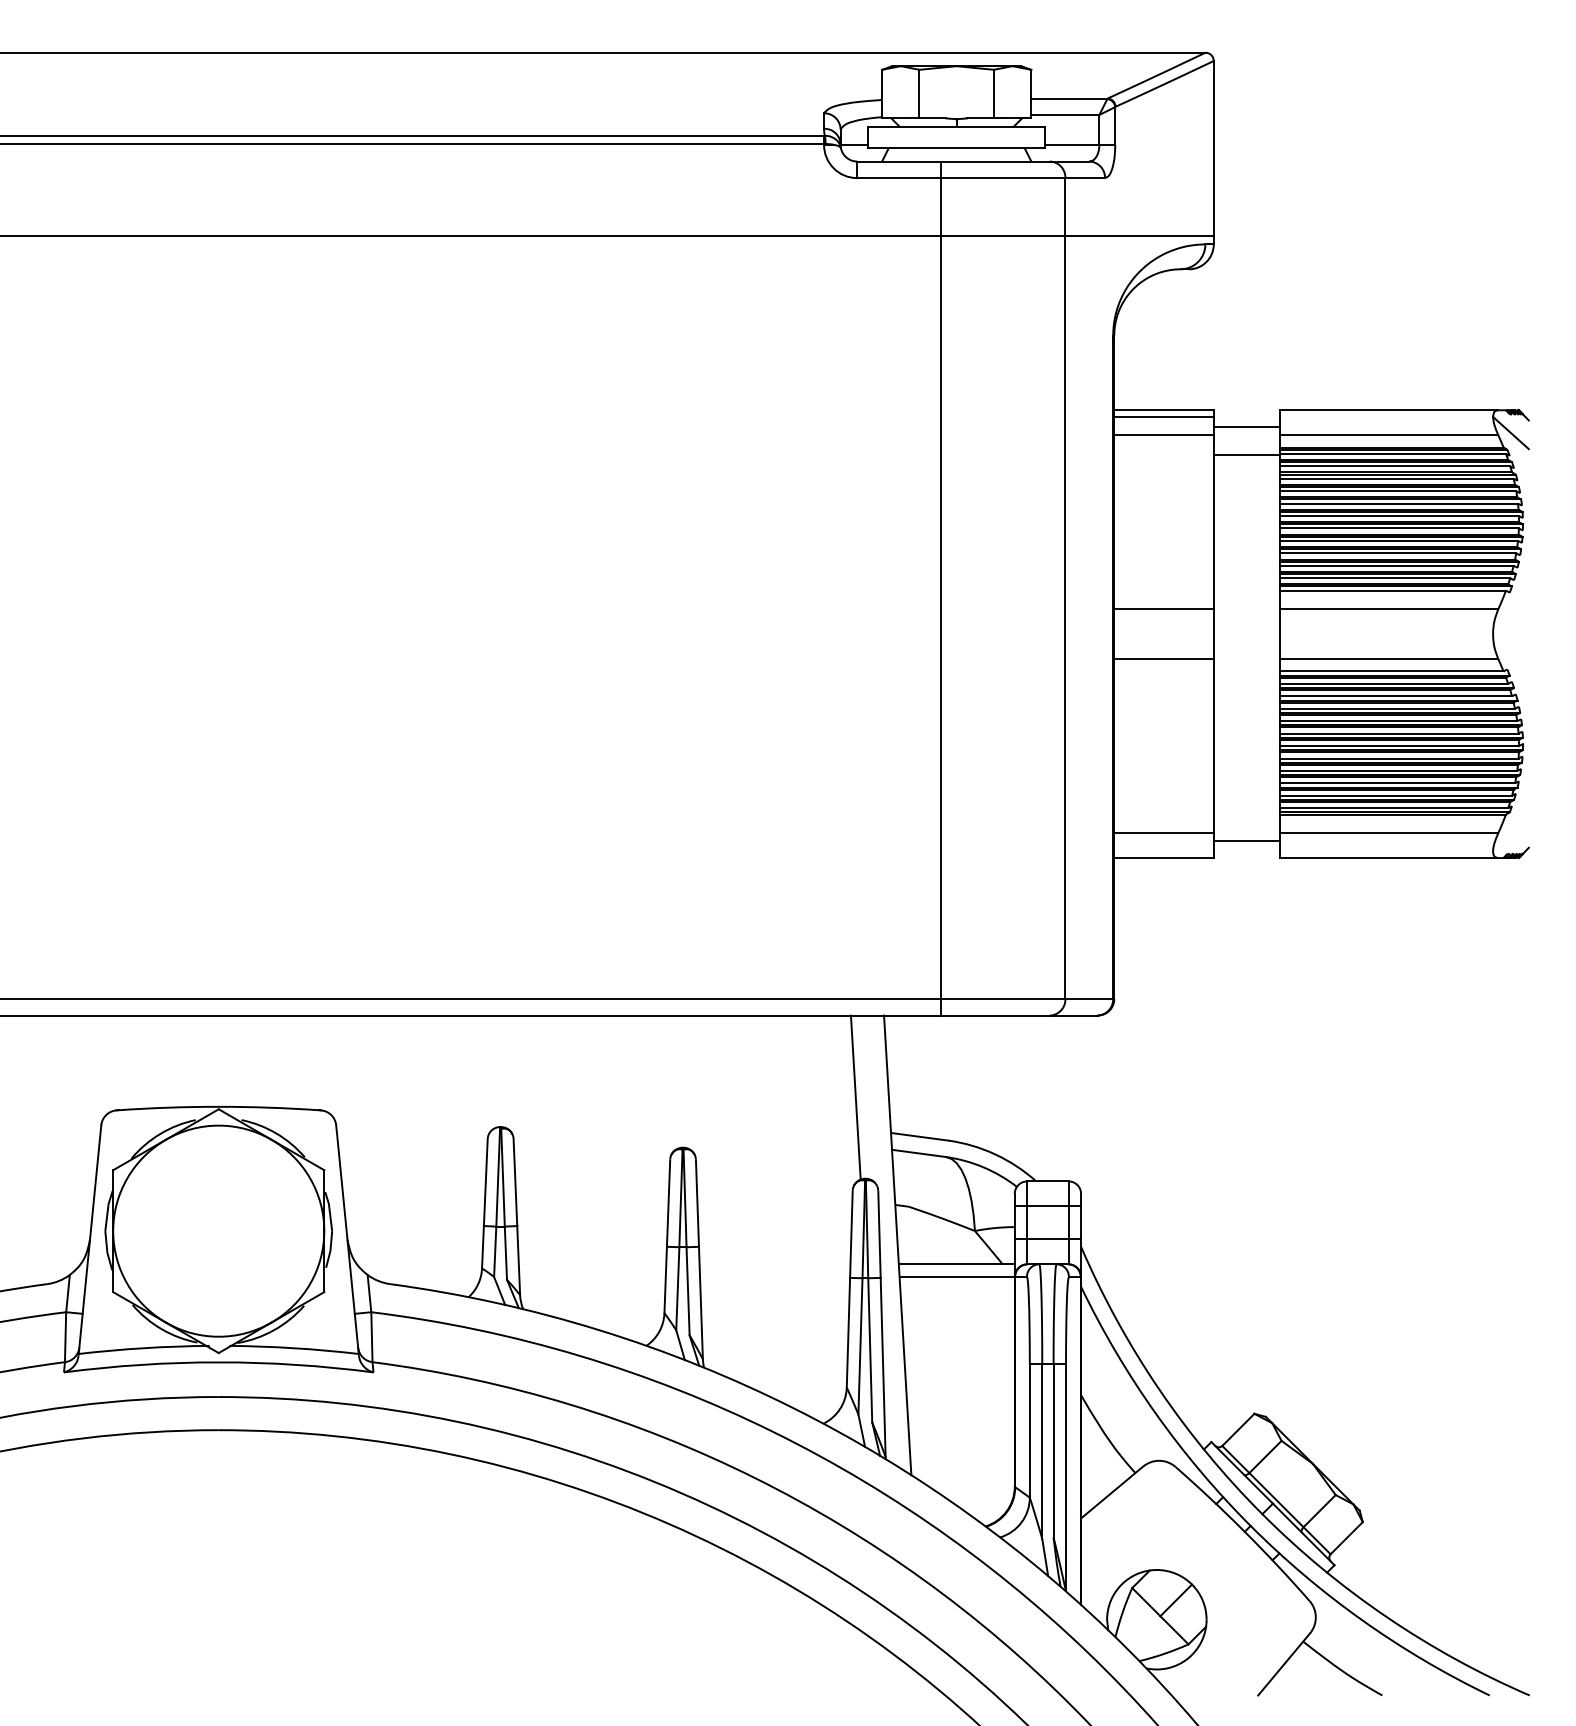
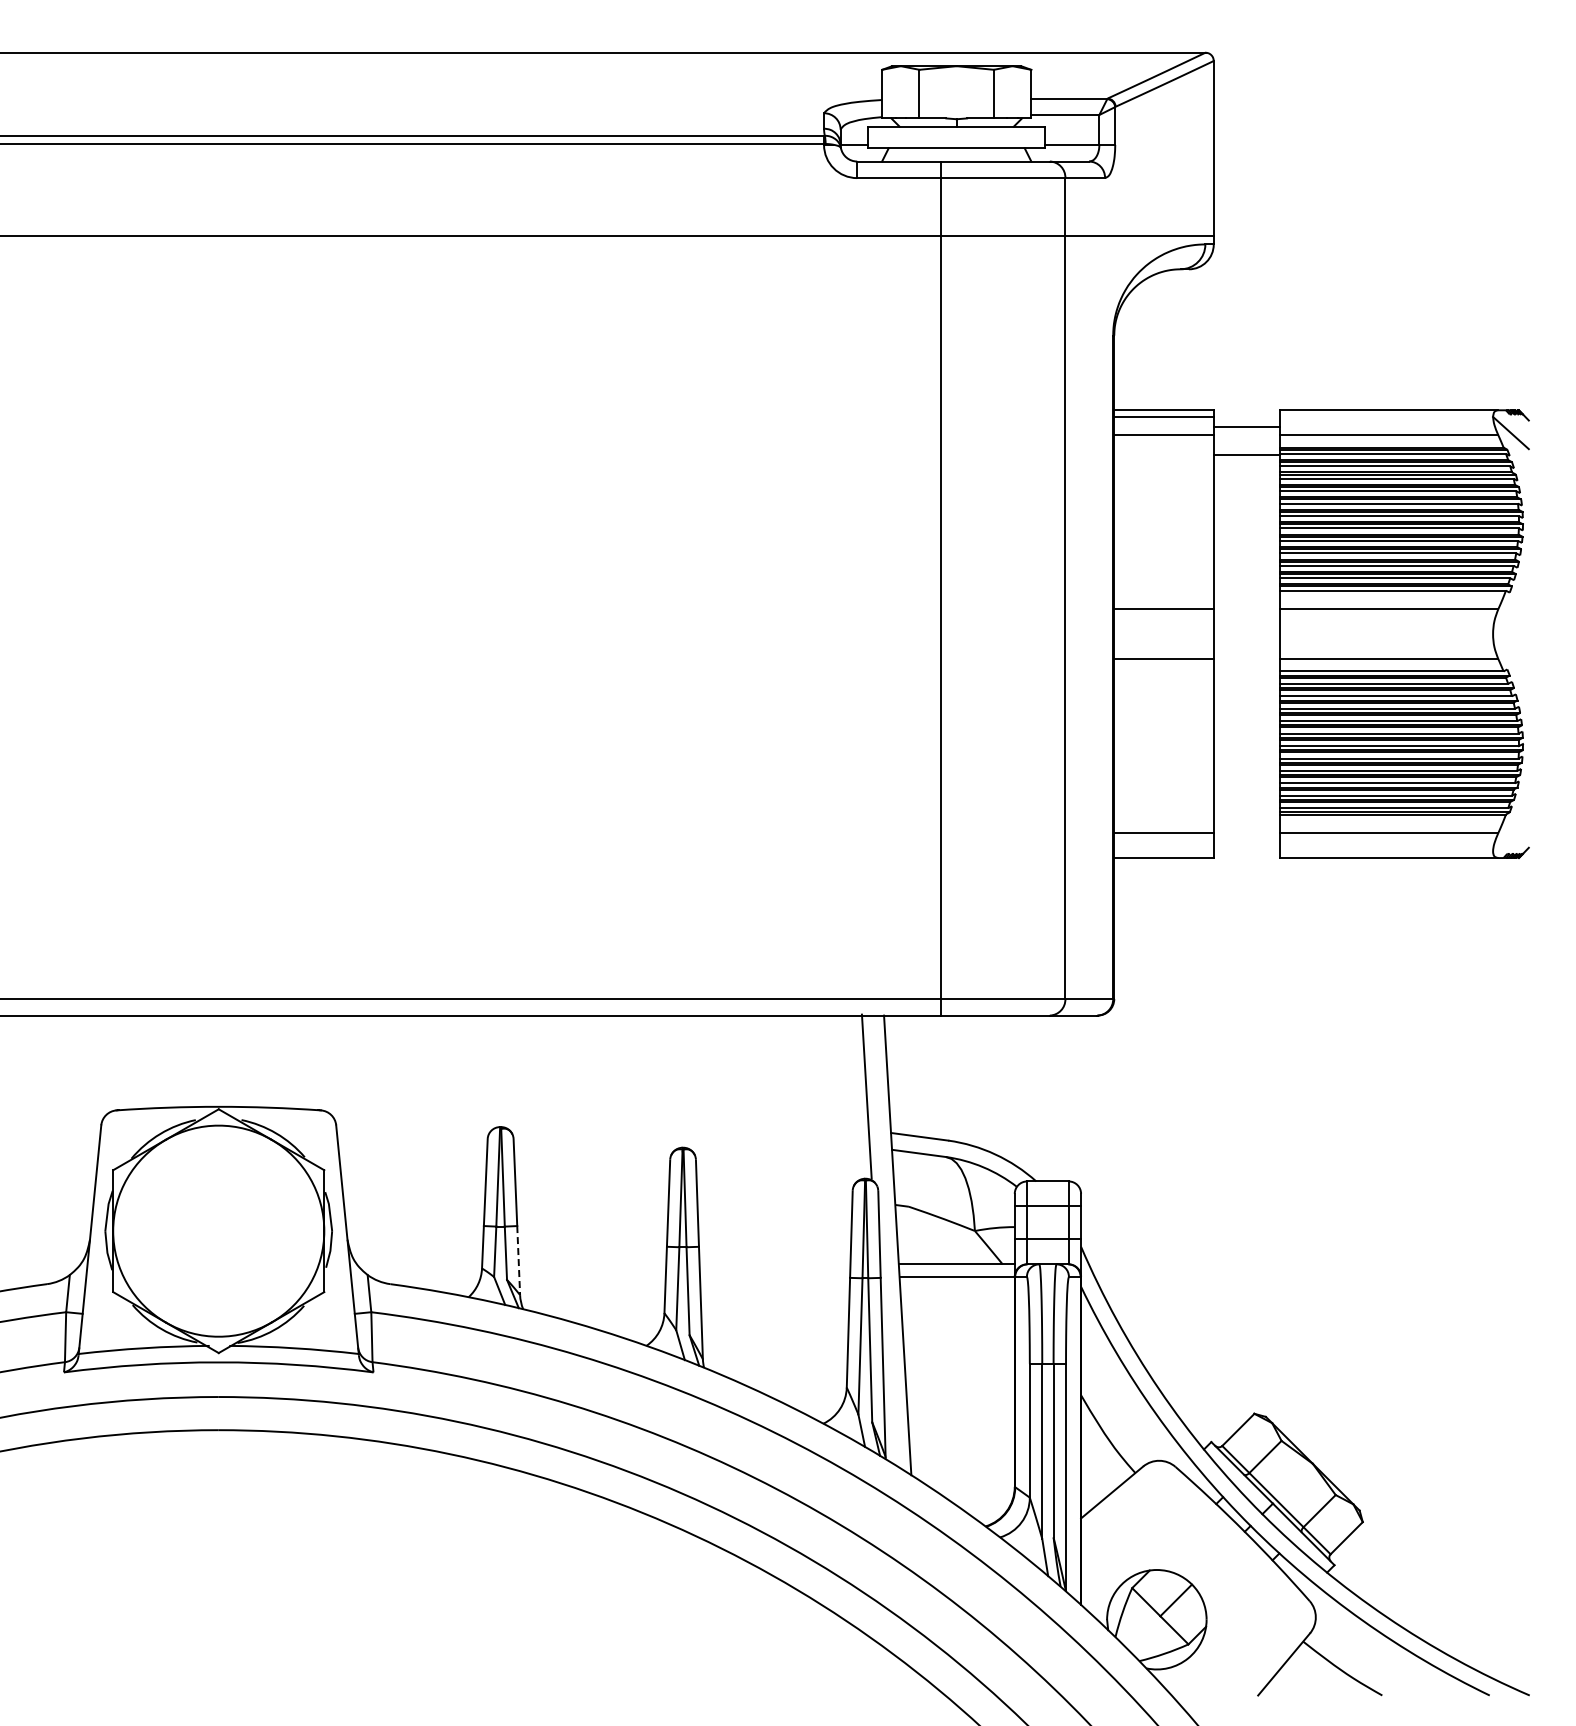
line: present -> none (1246, 841)
line position: (855, 1097) -> (866, 1096) (866, 1096)
line: solid -> dashed (518, 1260)
